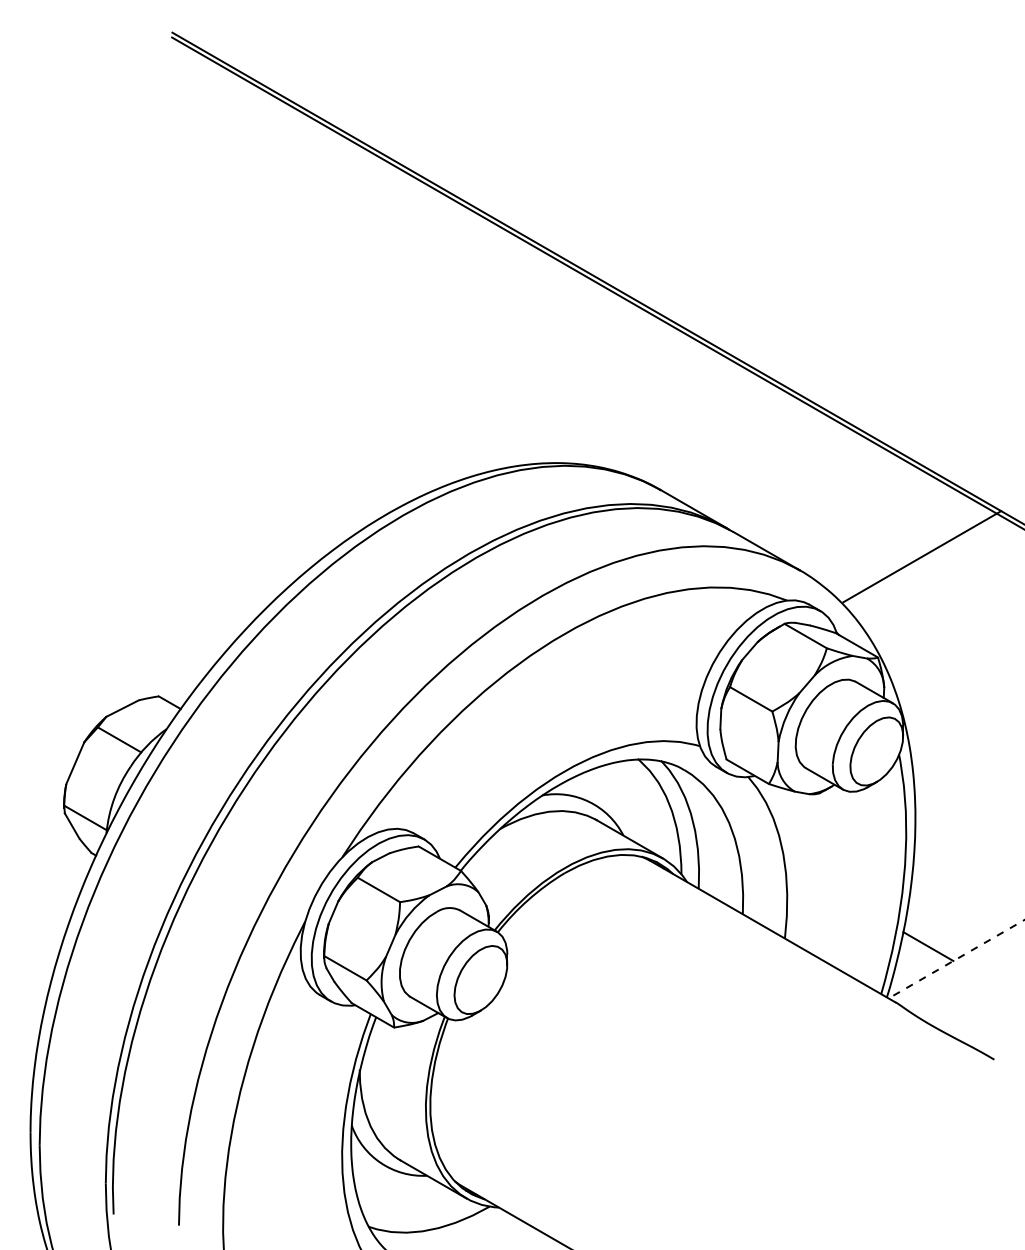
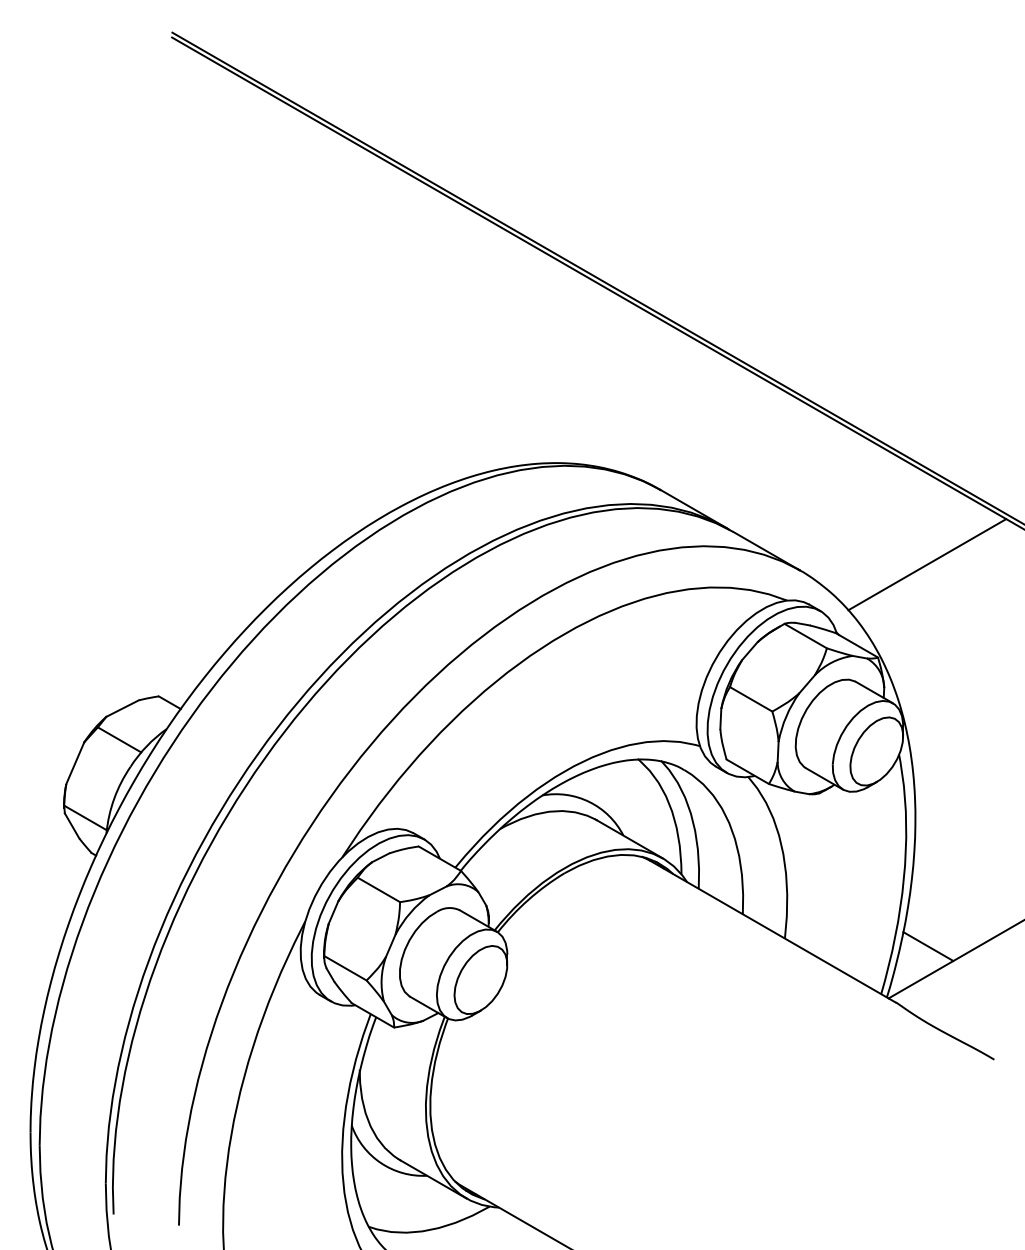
line position: (922, 556) -> (927, 564) (927, 564)
line: dashed -> solid (955, 959)
